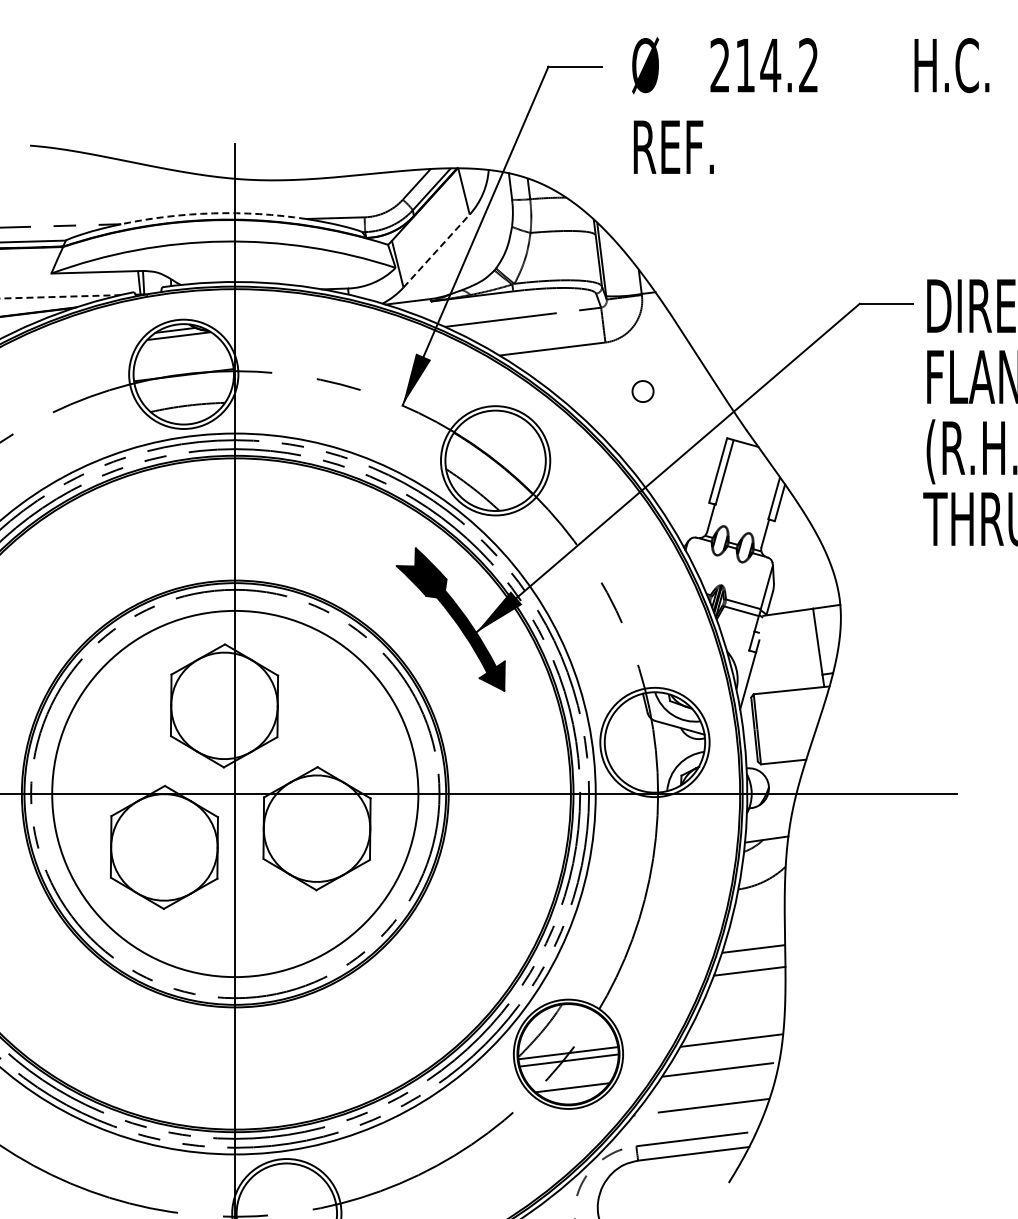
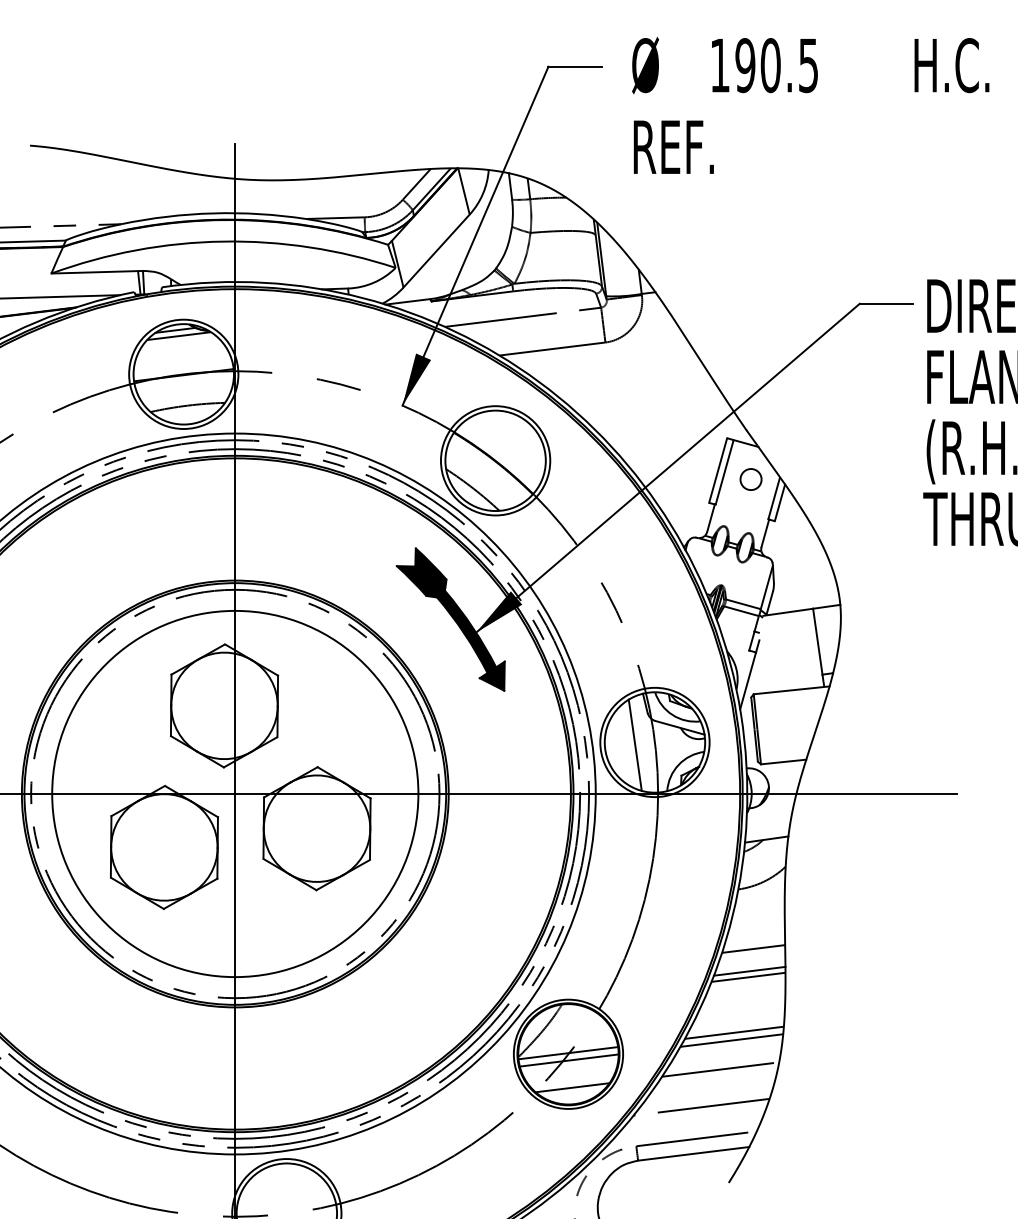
text: 214.2 -> 190.5 (763, 65)
arc: dashed -> solid (213, 213)
line: dashed -> solid (436, 250)
line: dashed -> solid (60, 296)
circle position: (642, 391) -> (750, 479) (750, 479)
line: none -> present (634, 744)
line: none -> present (748, 976)
line: none -> present (733, 1032)
